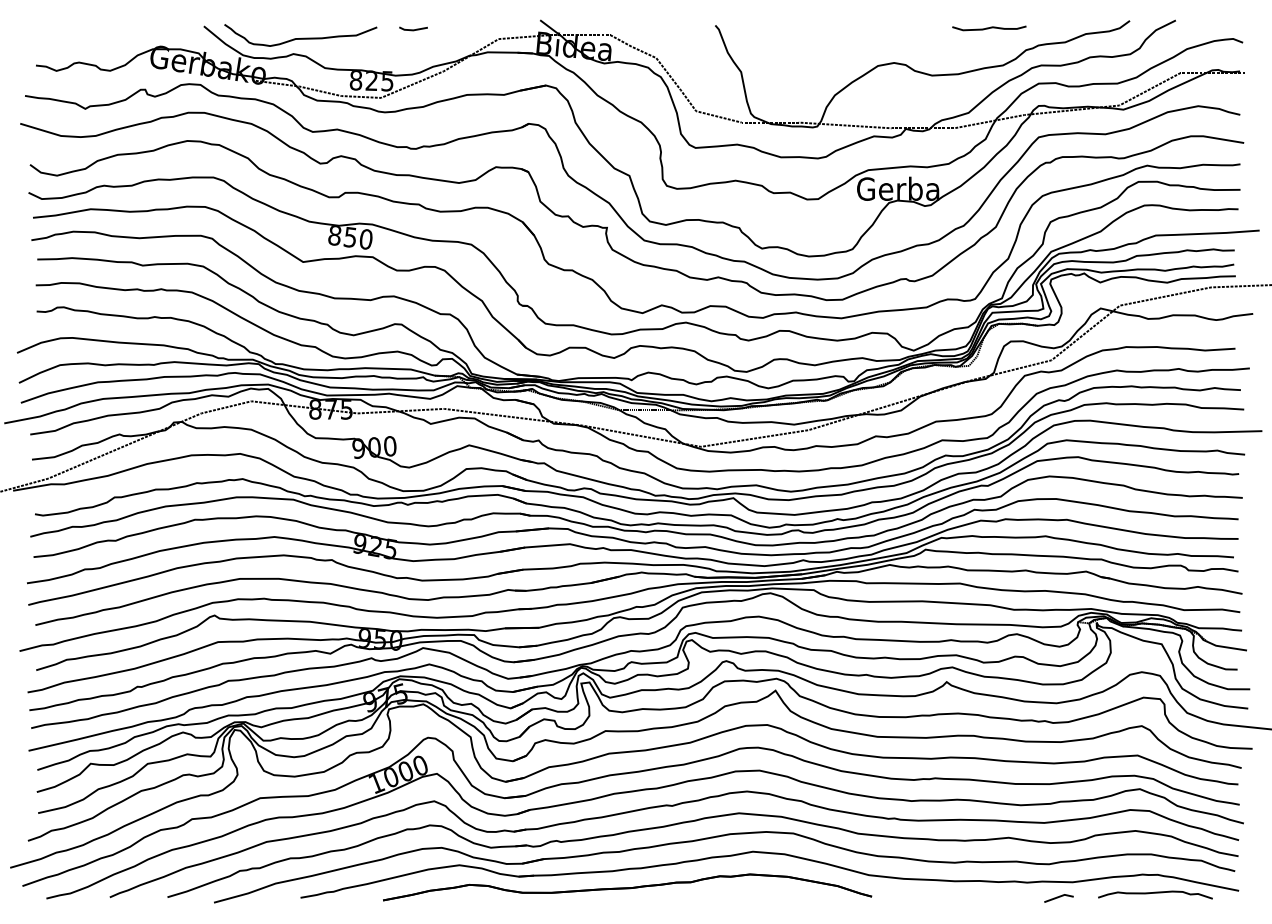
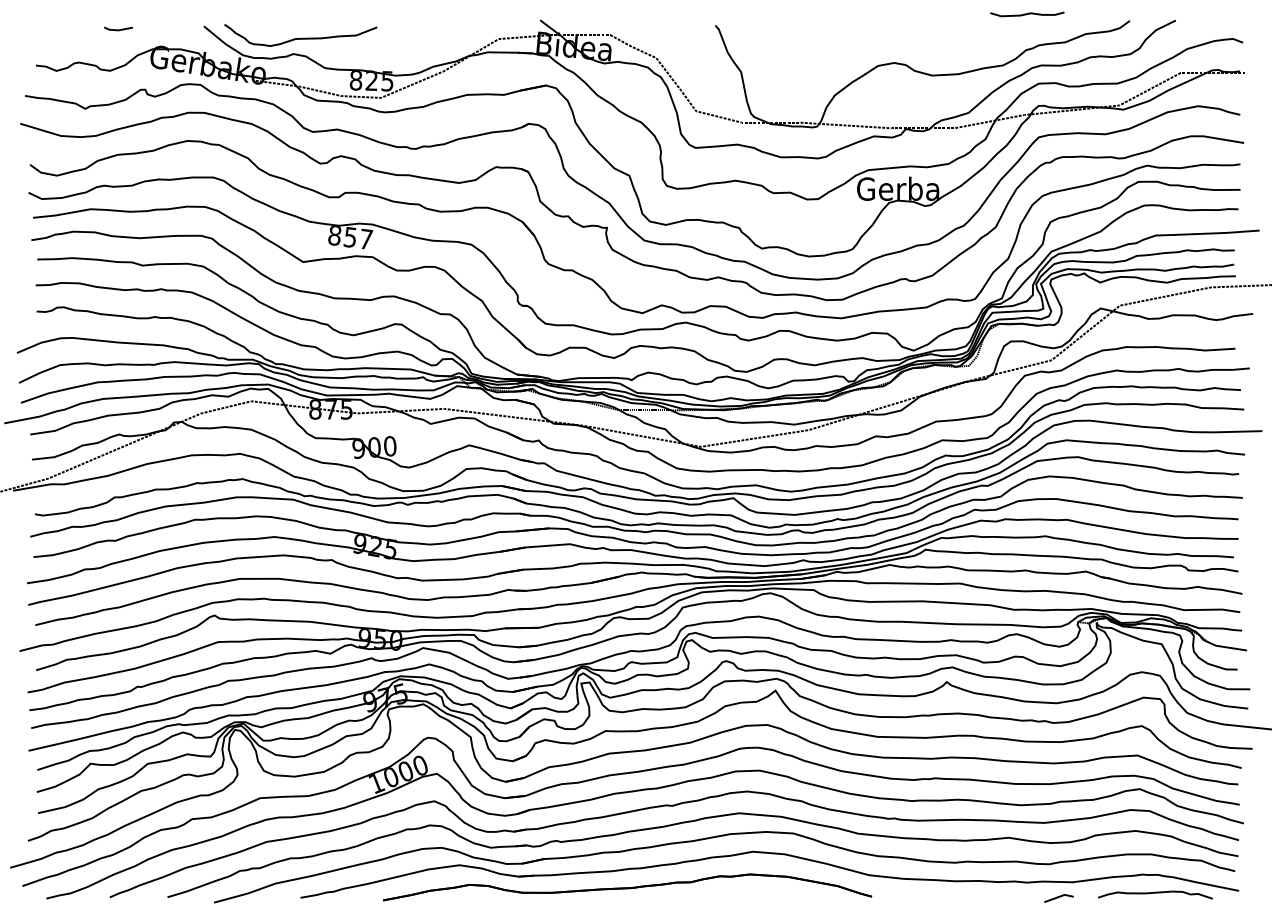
curve position: (989, 28) -> (1027, 14) (1027, 14)
line position: (413, 29) -> (118, 29) (118, 29)
text: 850 -> 857 (366, 238)
